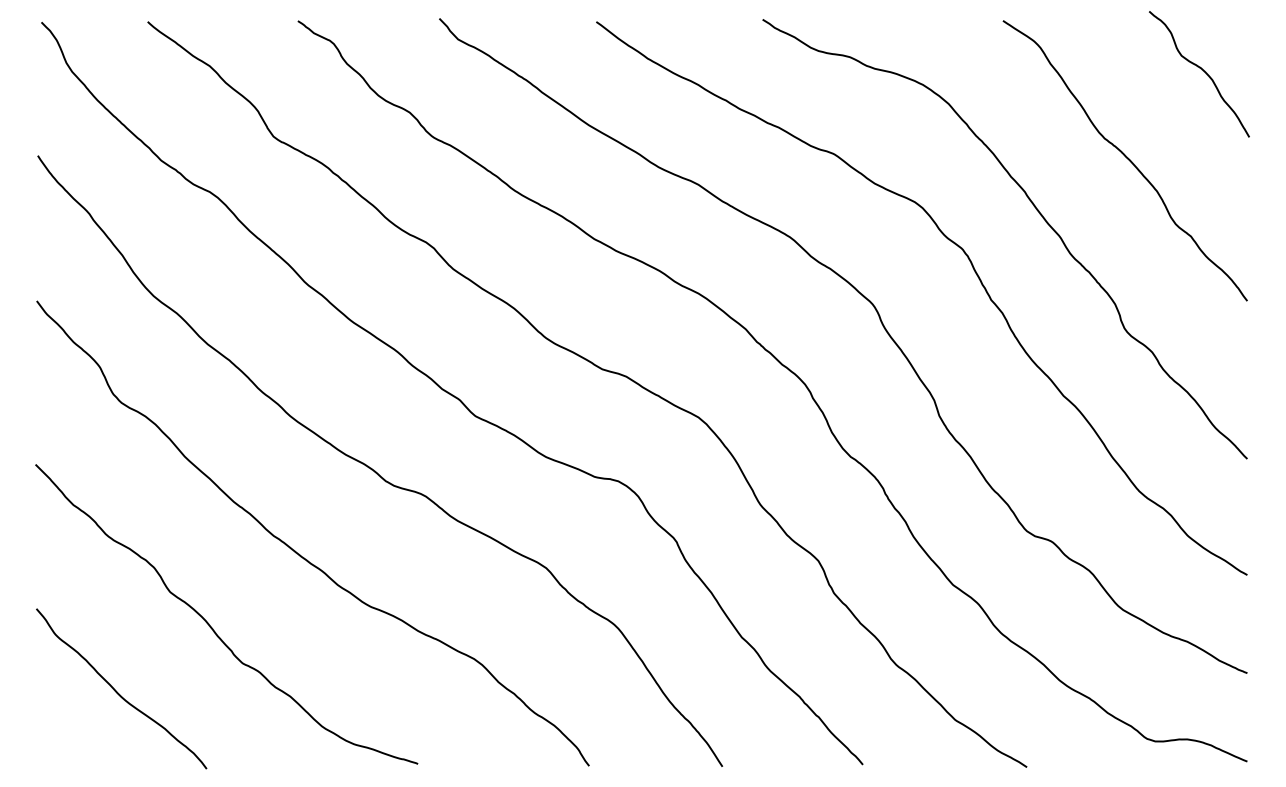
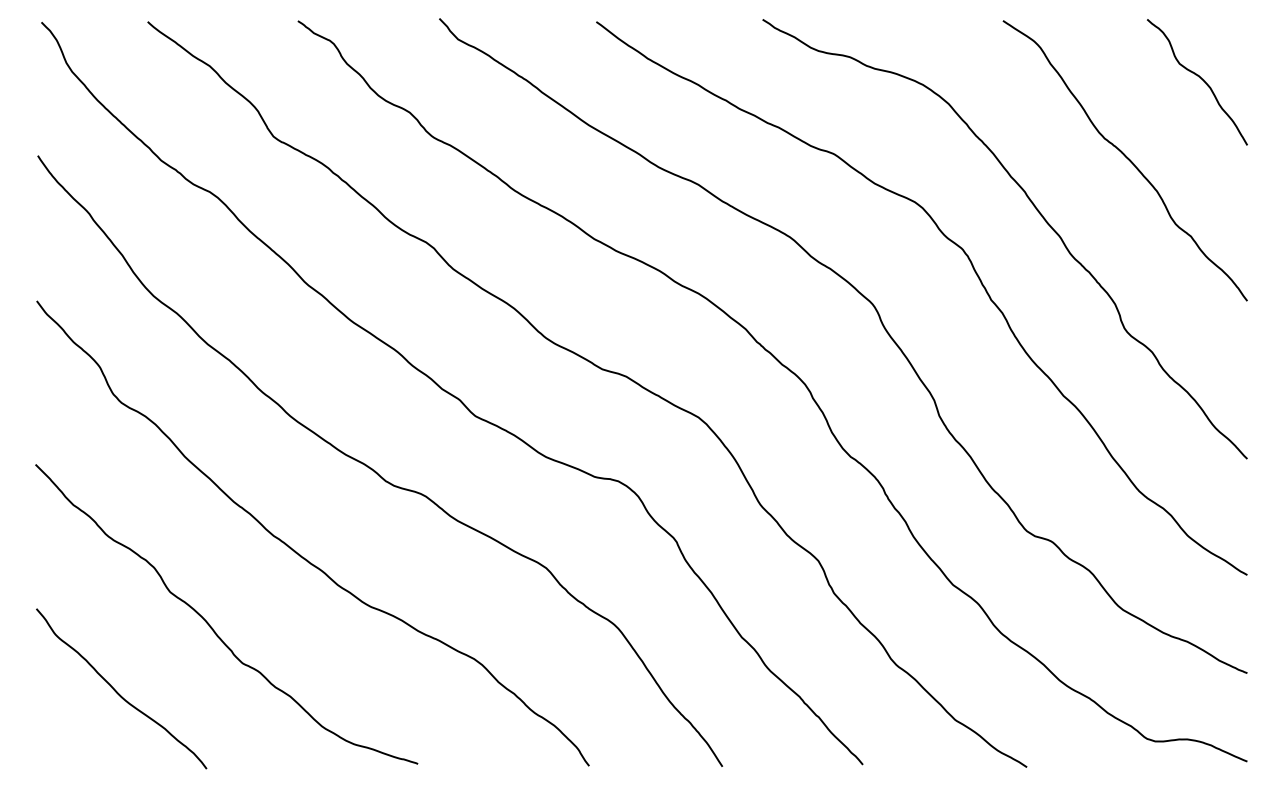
curve position: (1202, 70) -> (1200, 78) (1200, 78)
